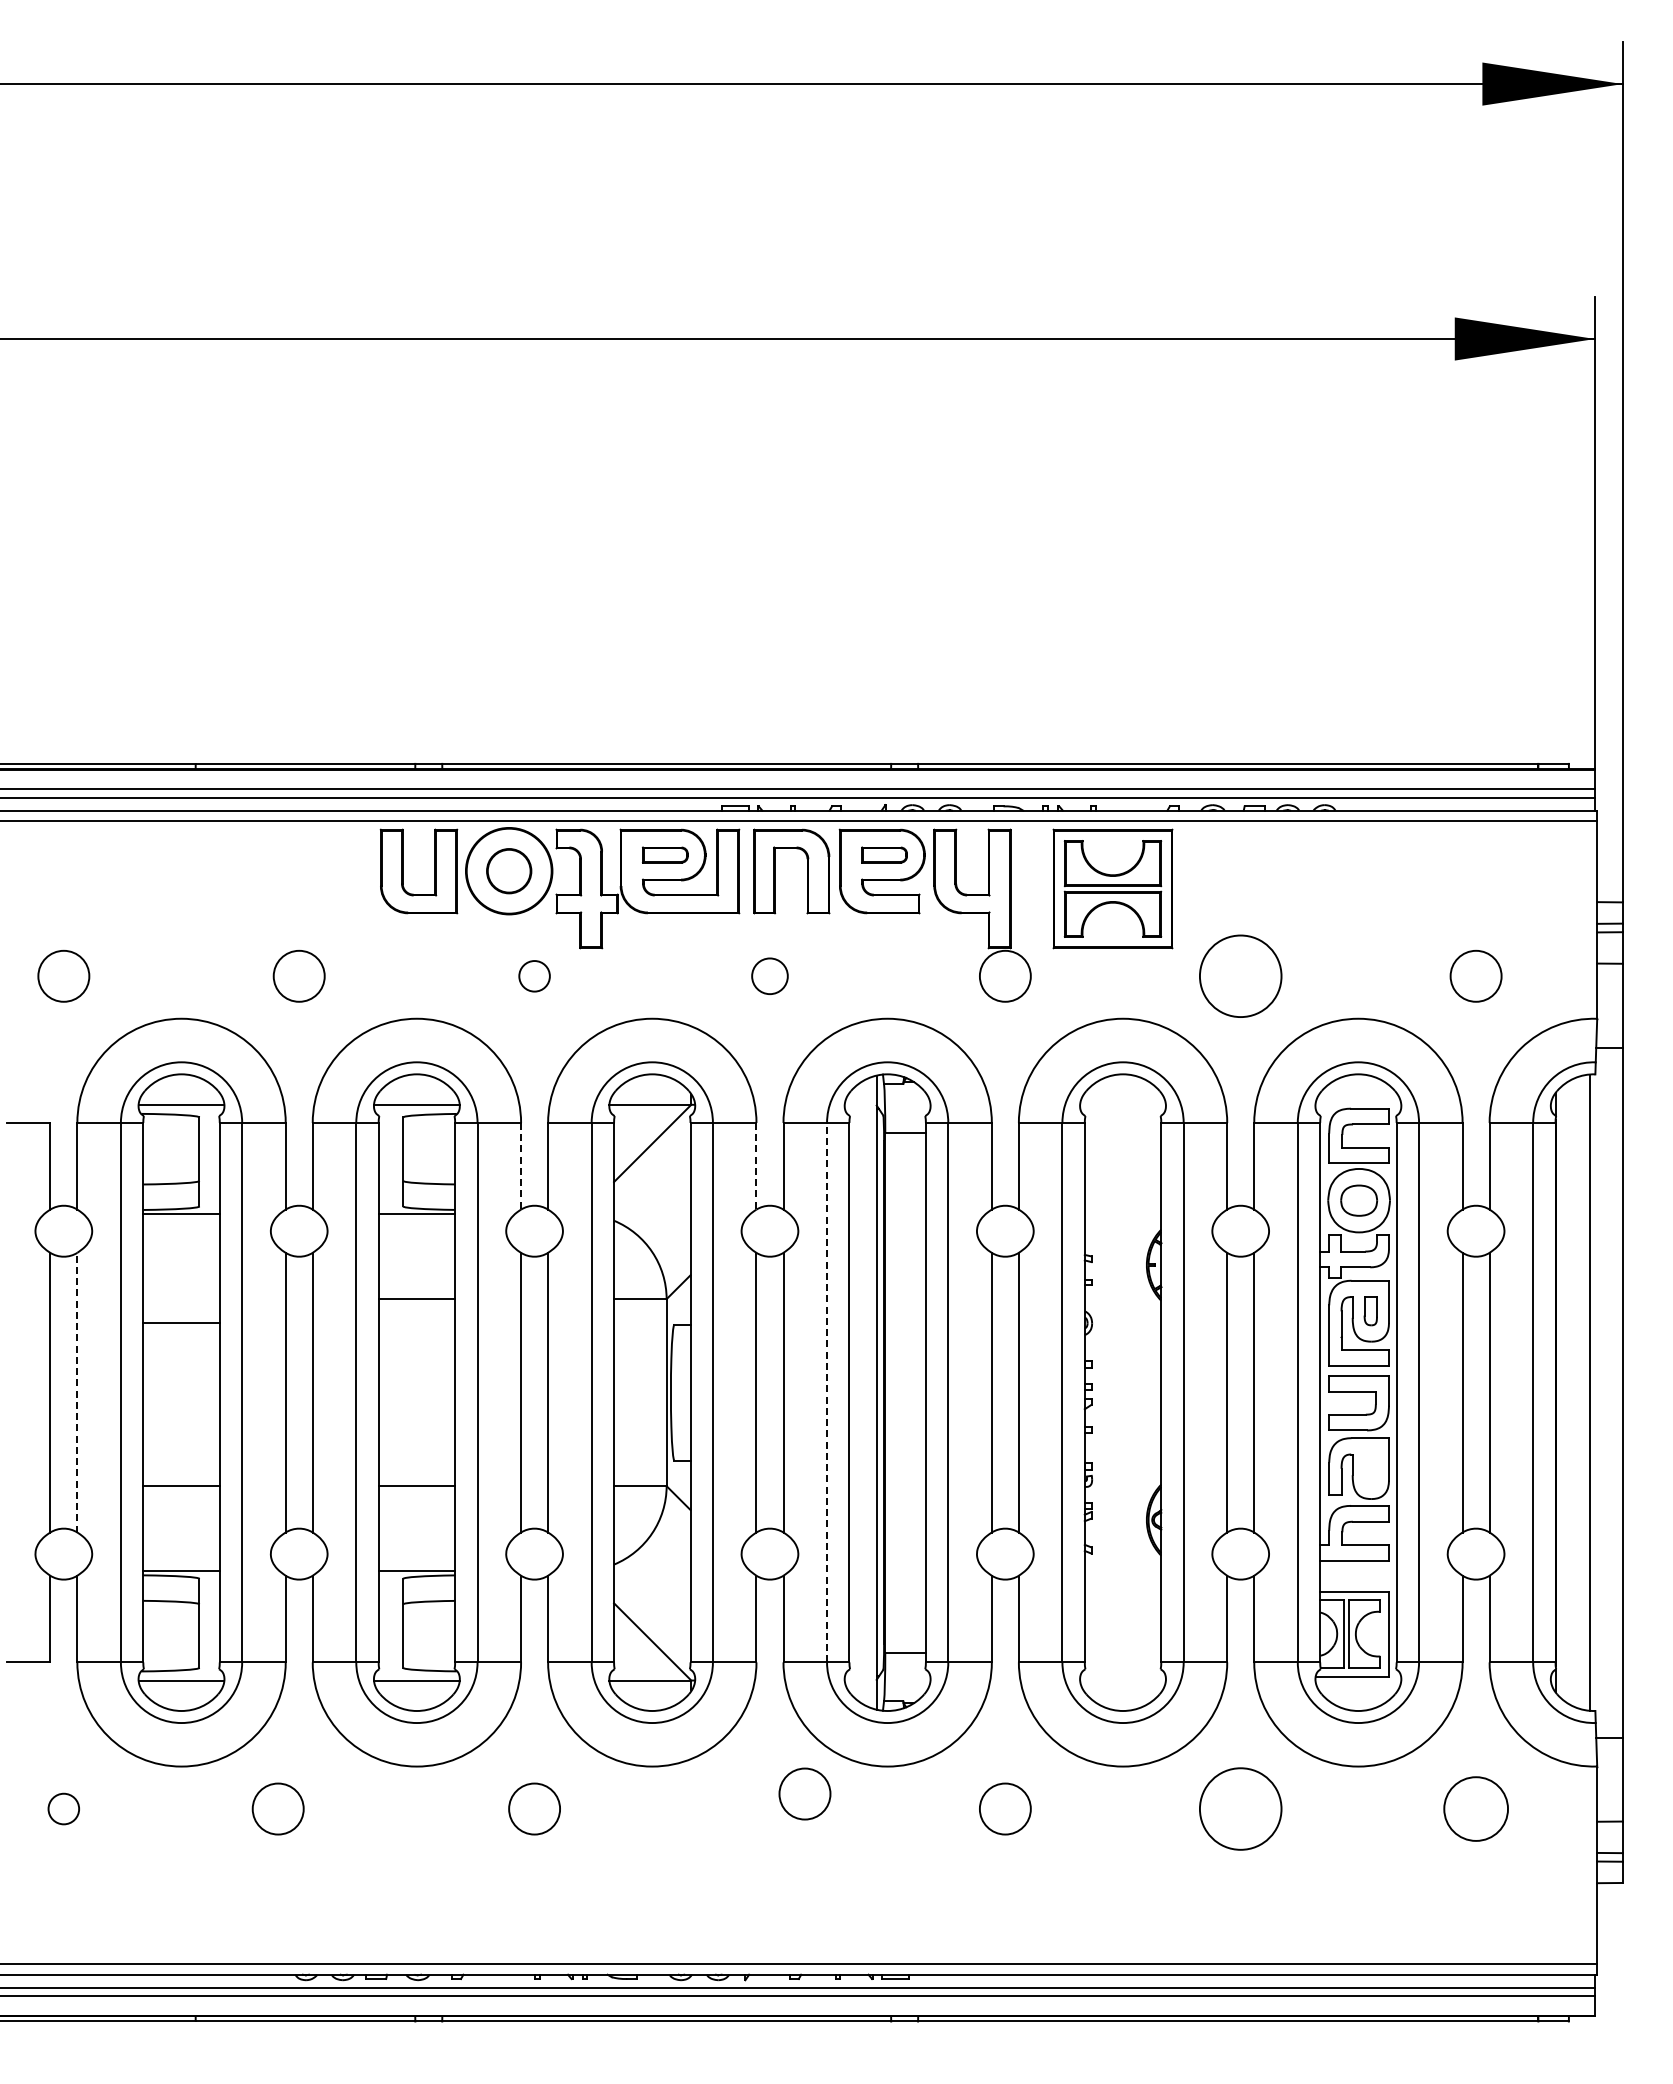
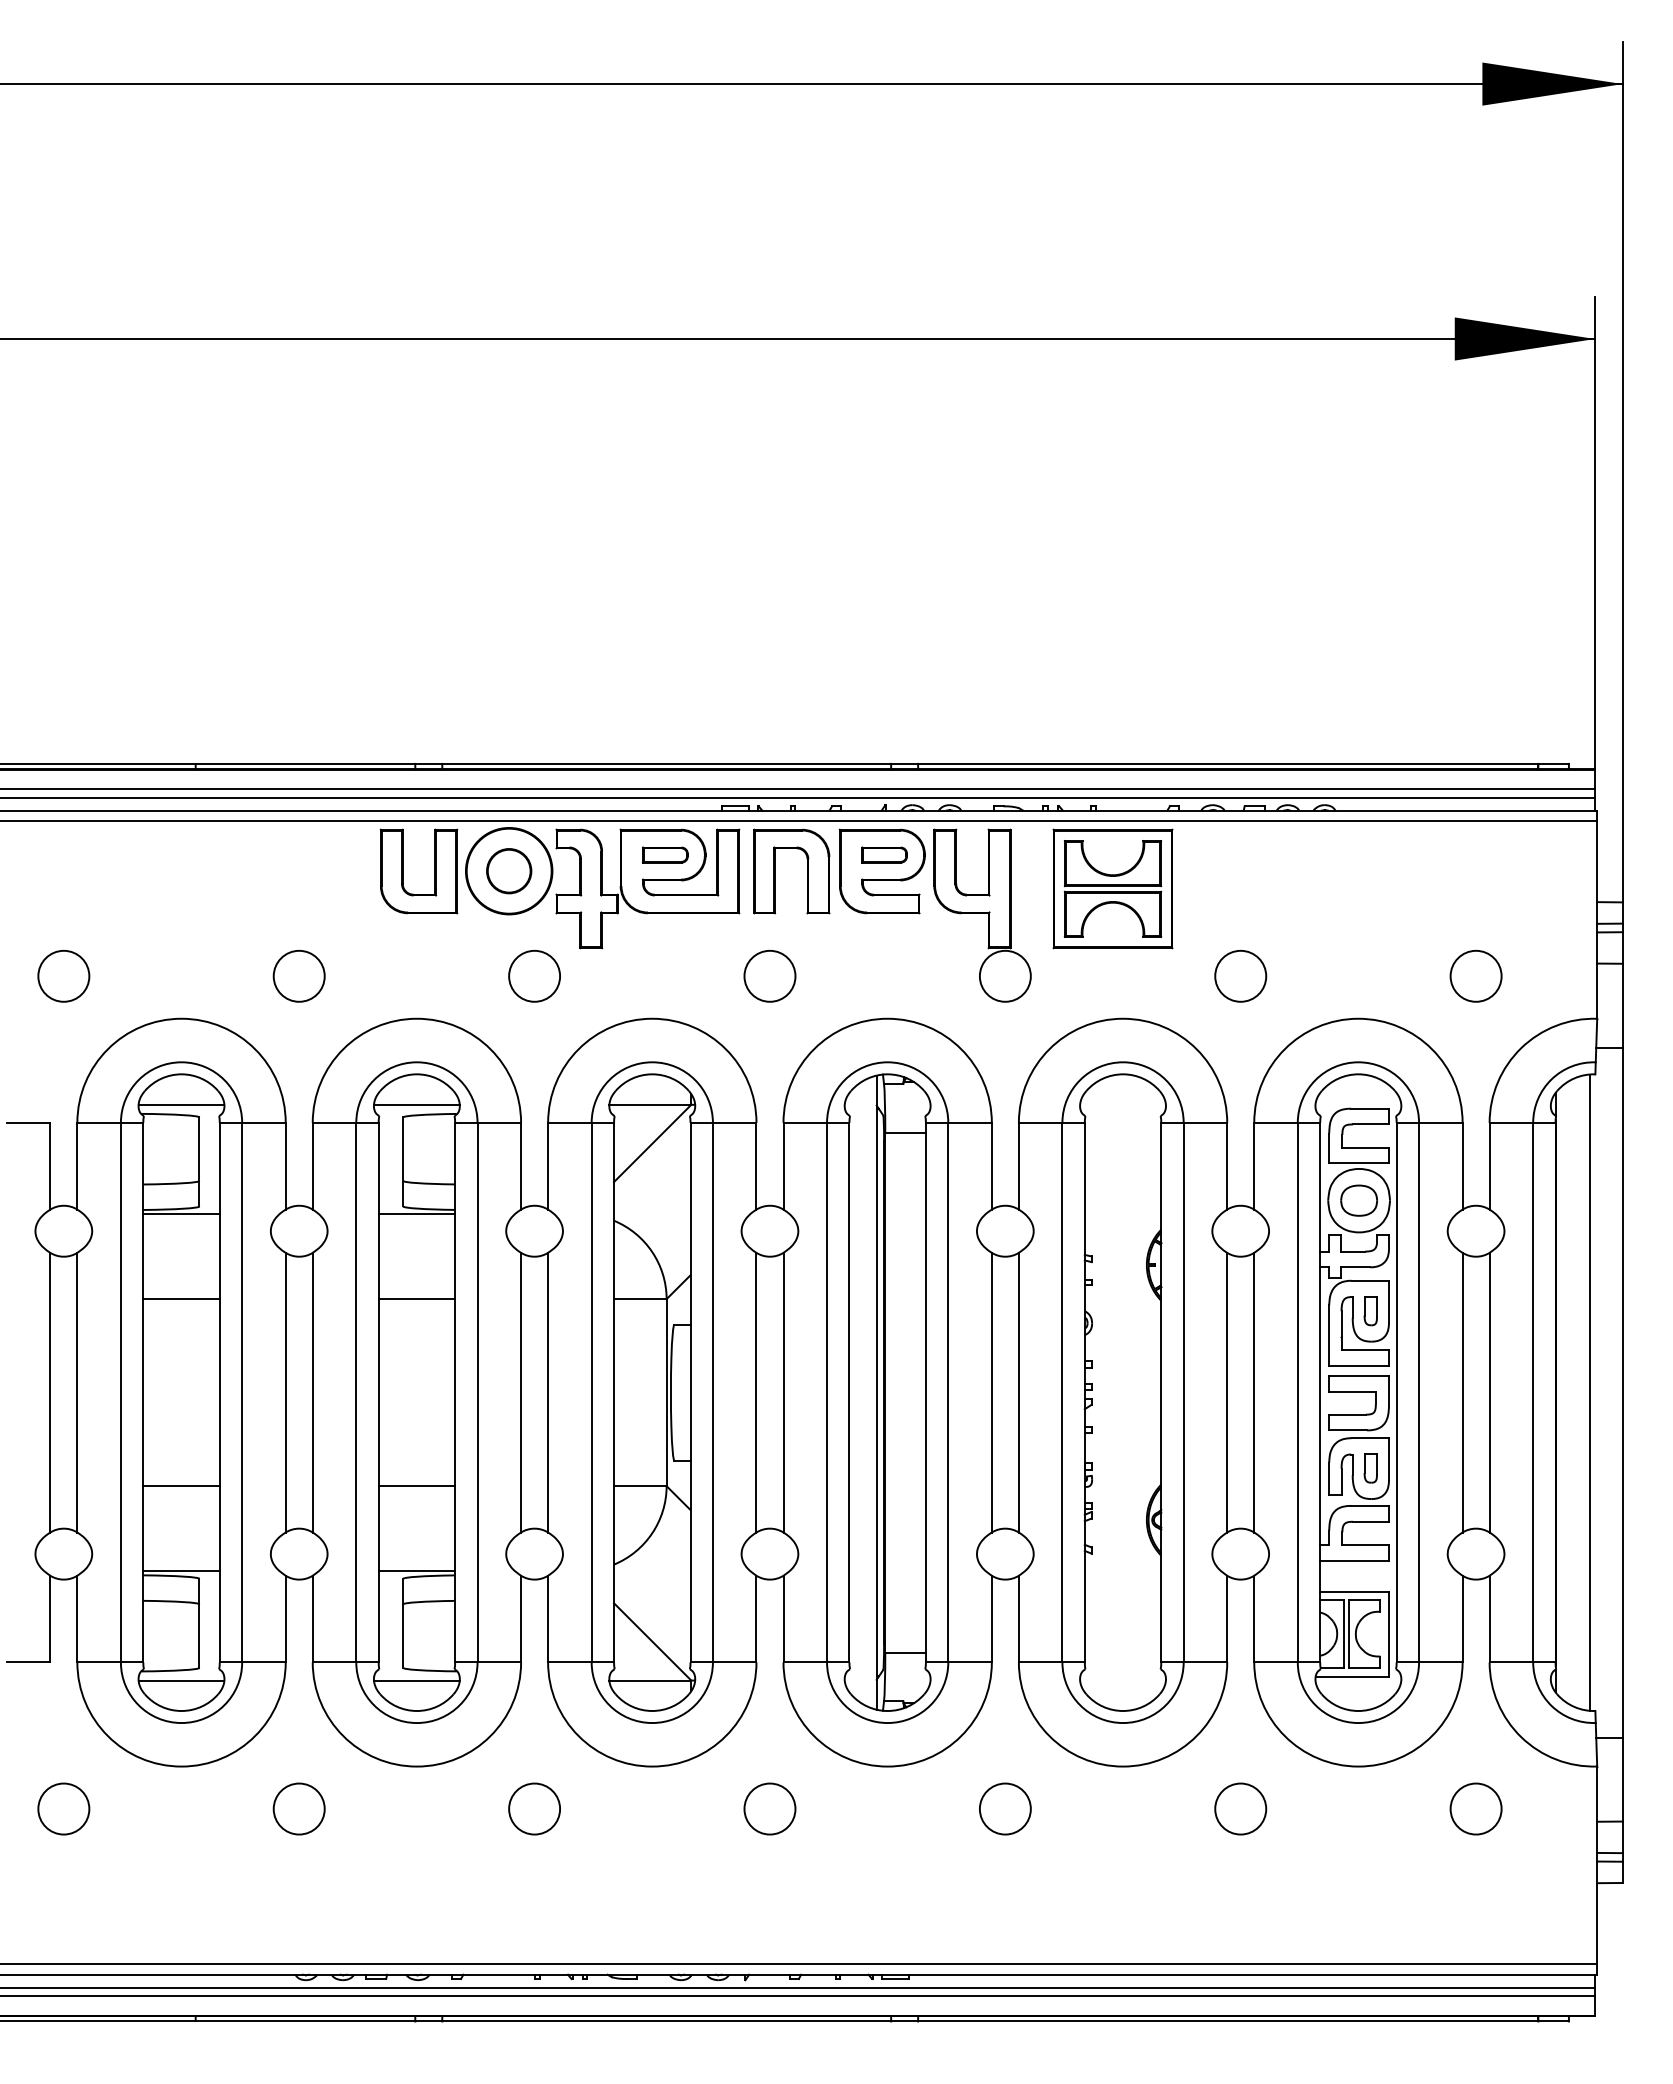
circle diameter: 31 px -> 51 px (534, 975)
circle diameter: 36 px -> 51 px (769, 975)
circle diameter: 82 px -> 51 px (1240, 975)
line: dashed -> solid (521, 1166)
line: dashed -> solid (756, 1166)
line position: (181, 1323) -> (181, 1299) (181, 1299)
line: dashed -> solid (77, 1392)
line: dashed -> solid (827, 1392)
part: none -> present (1370, 1468)
circle position: (804, 1793) -> (769, 1808) (769, 1808)
circle diameter: 31 px -> 51 px (63, 1808)
circle position: (277, 1808) -> (298, 1808) (298, 1808)
circle diameter: 82 px -> 51 px (1240, 1808)
circle size: 66x66 px -> 54x54 px (1475, 1808)
